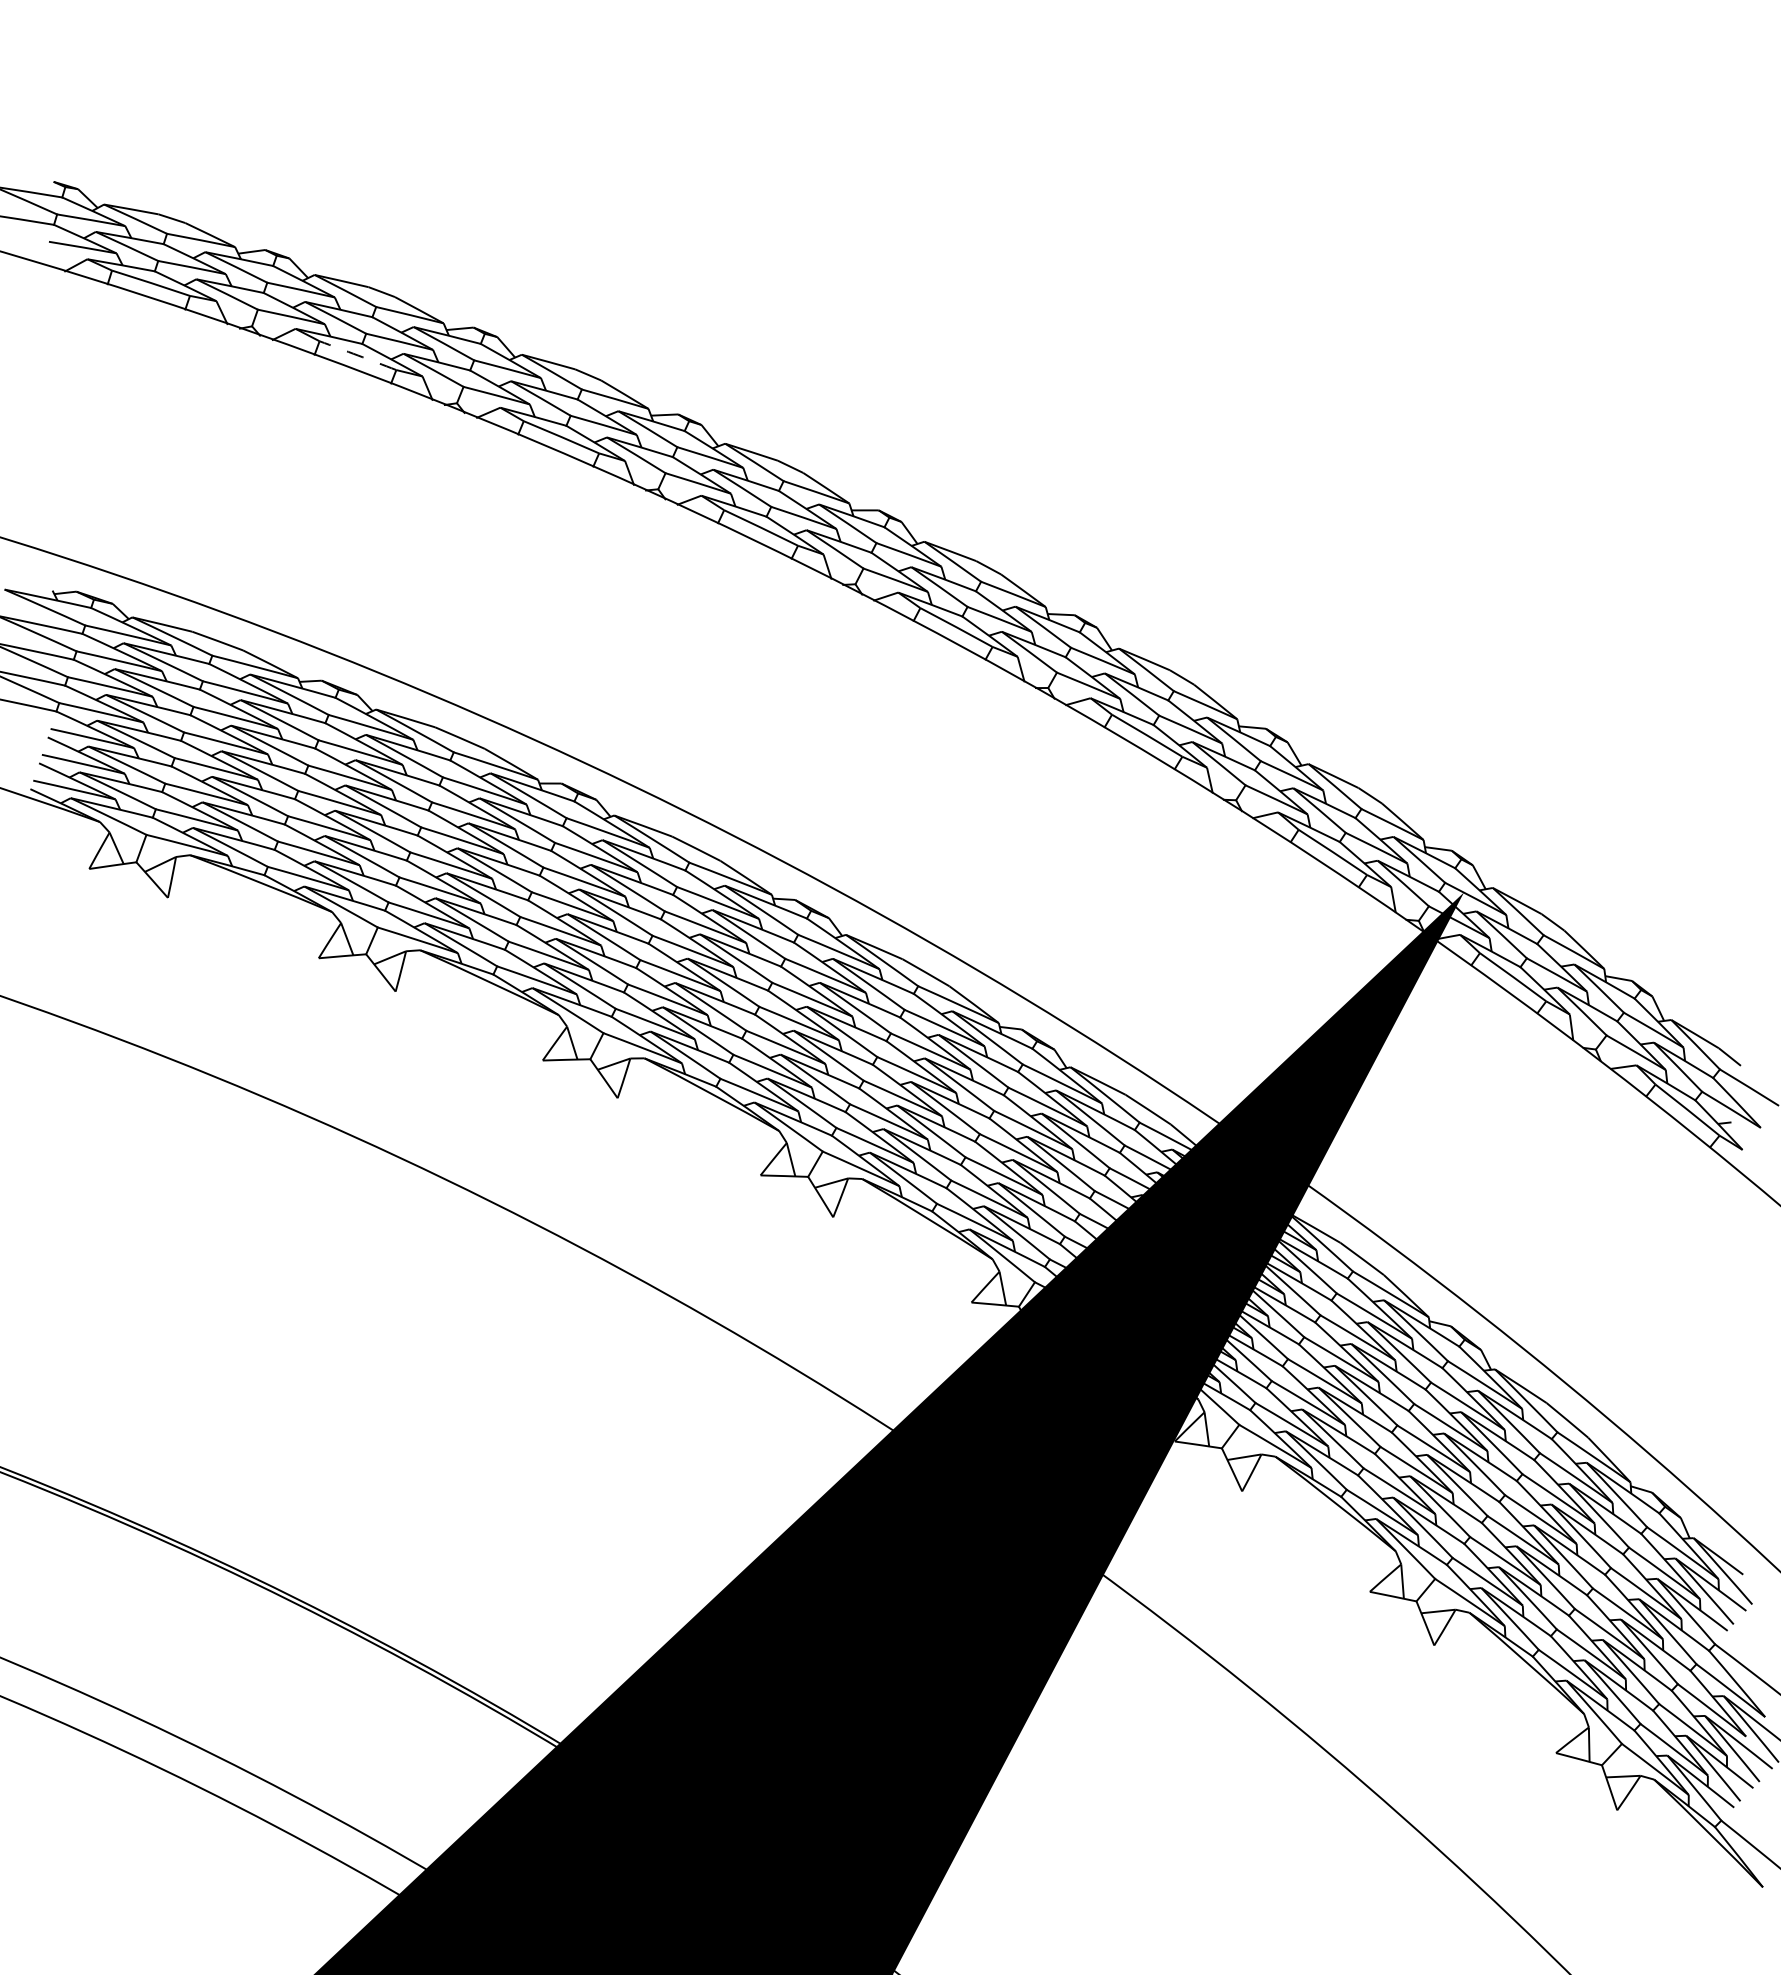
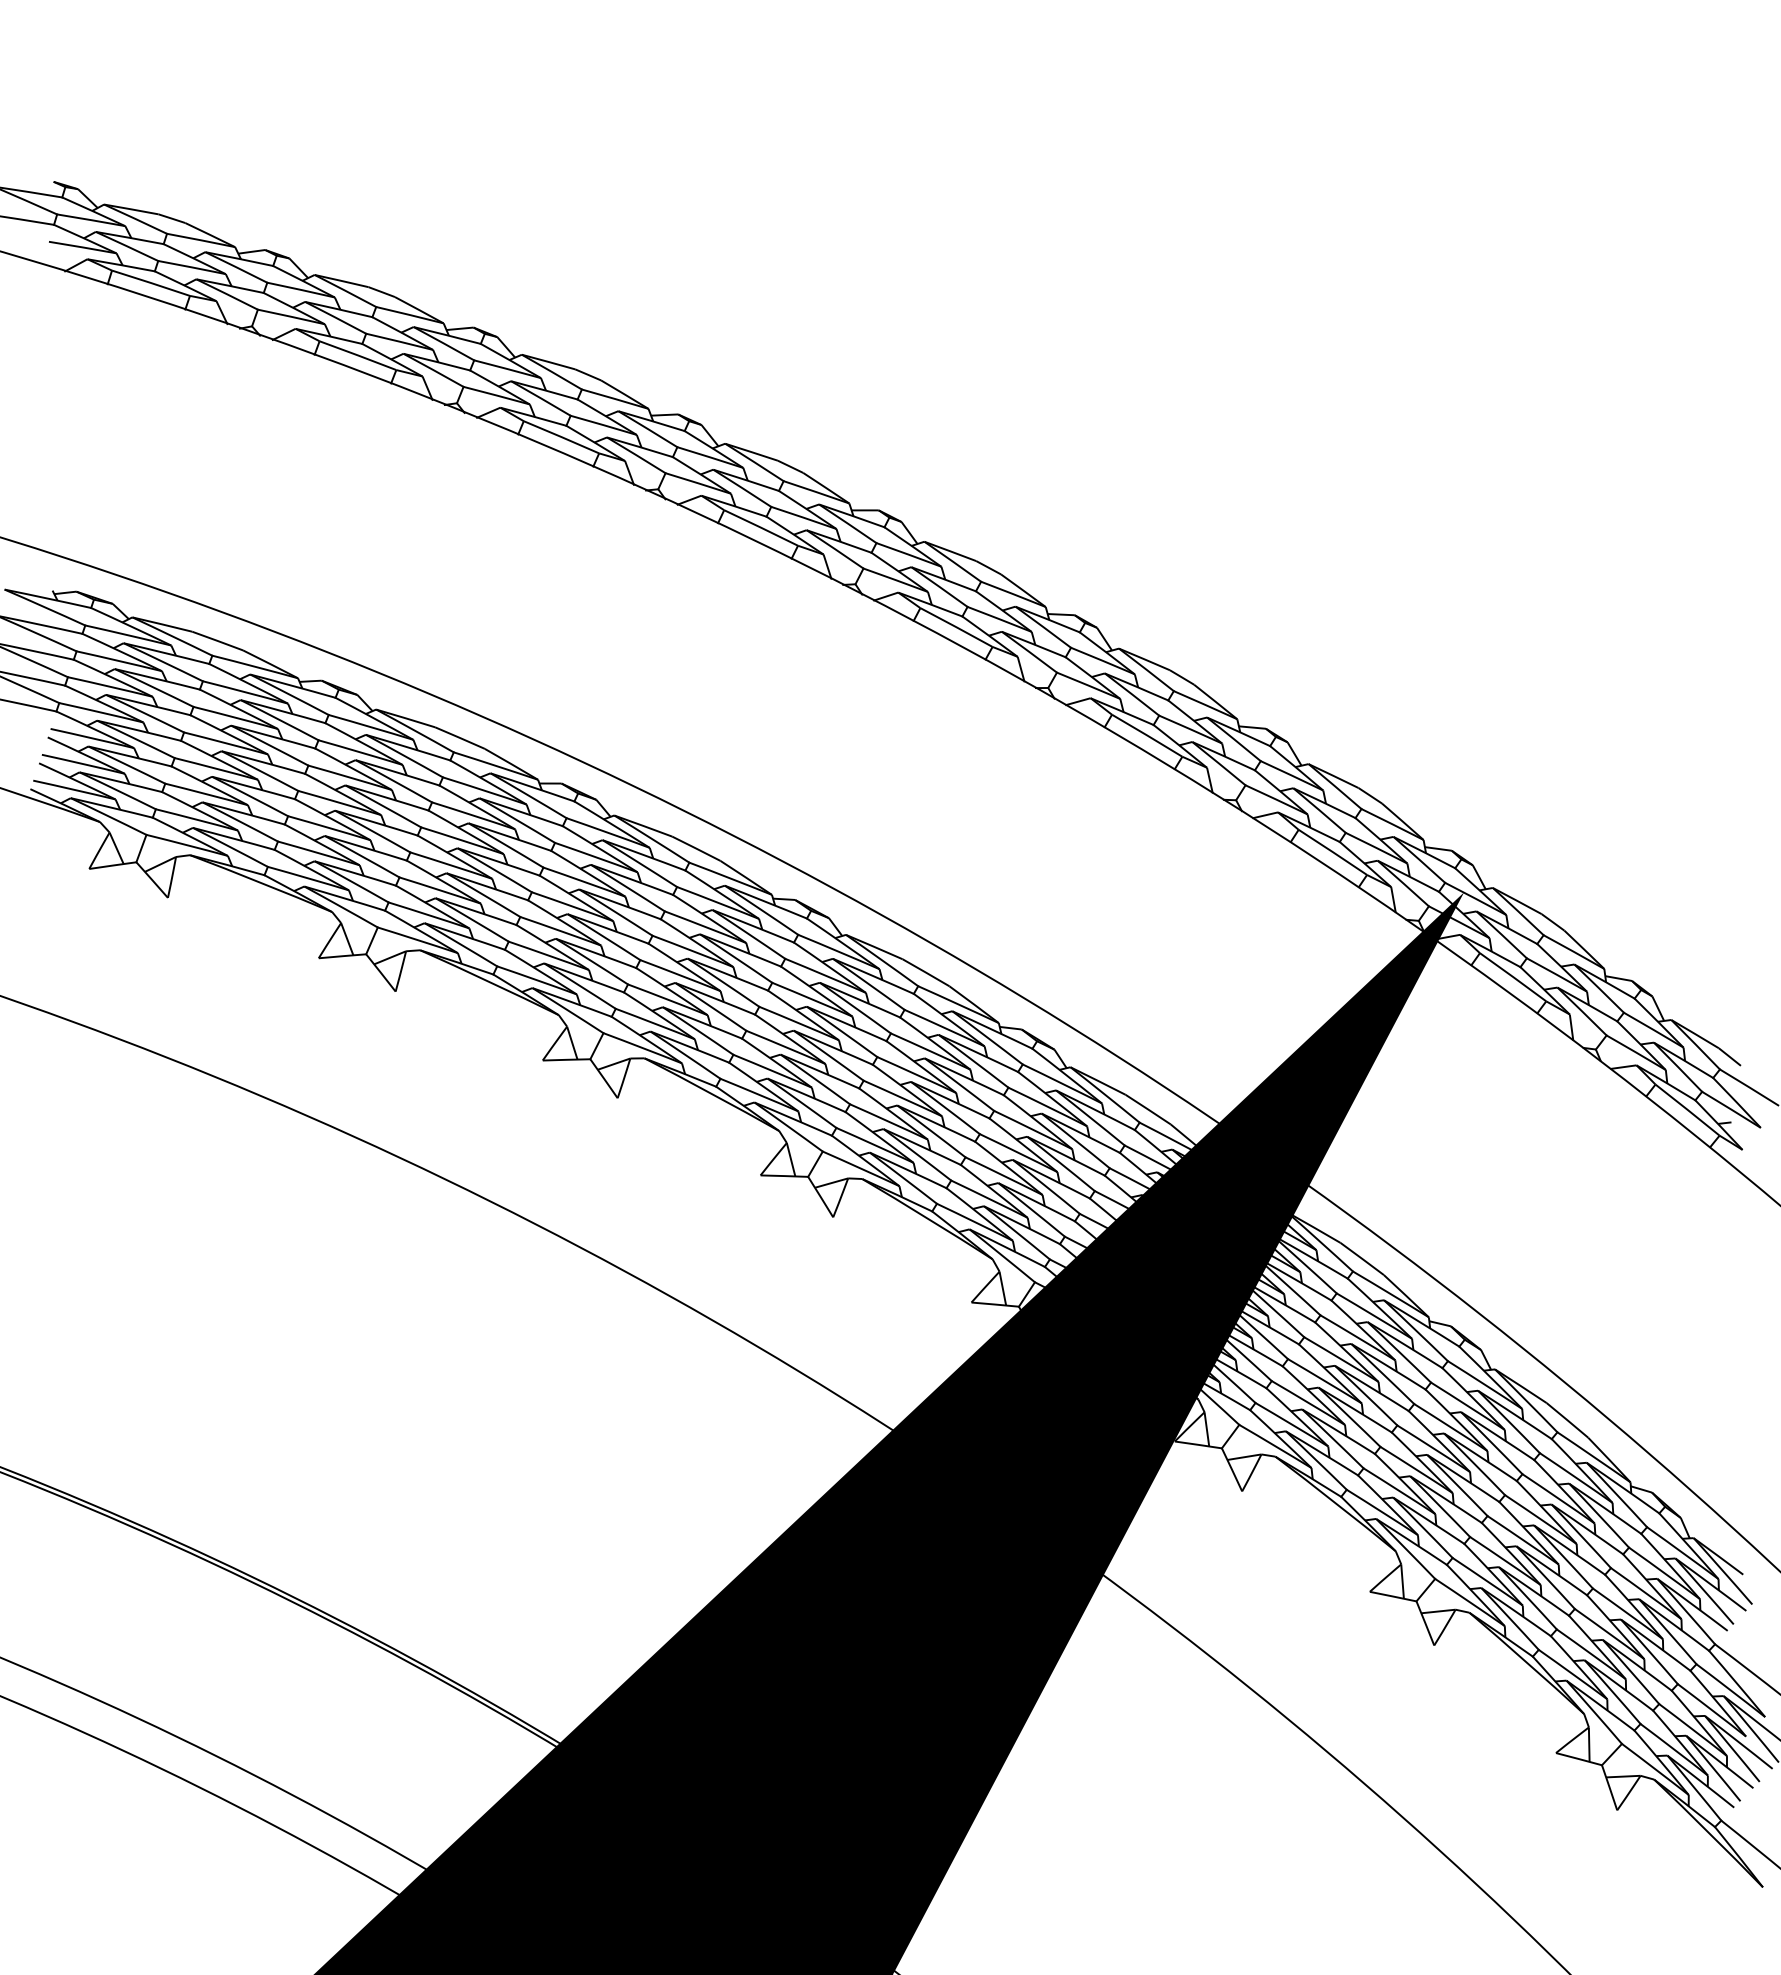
arc: dashed -> solid (358, 355)
